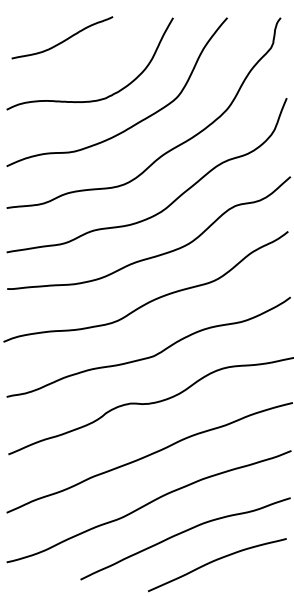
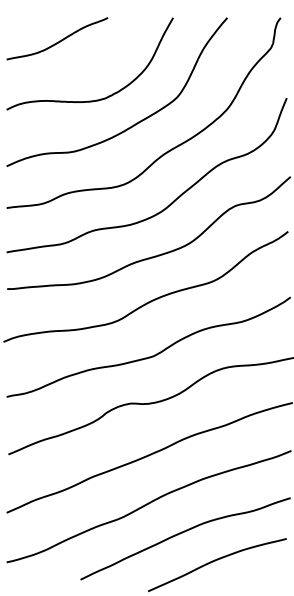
curve position: (64, 39) -> (59, 40) (59, 40)
